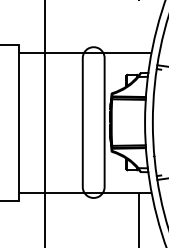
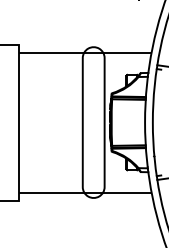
line: present -> none (45, 123)
line: present -> none (138, 218)
